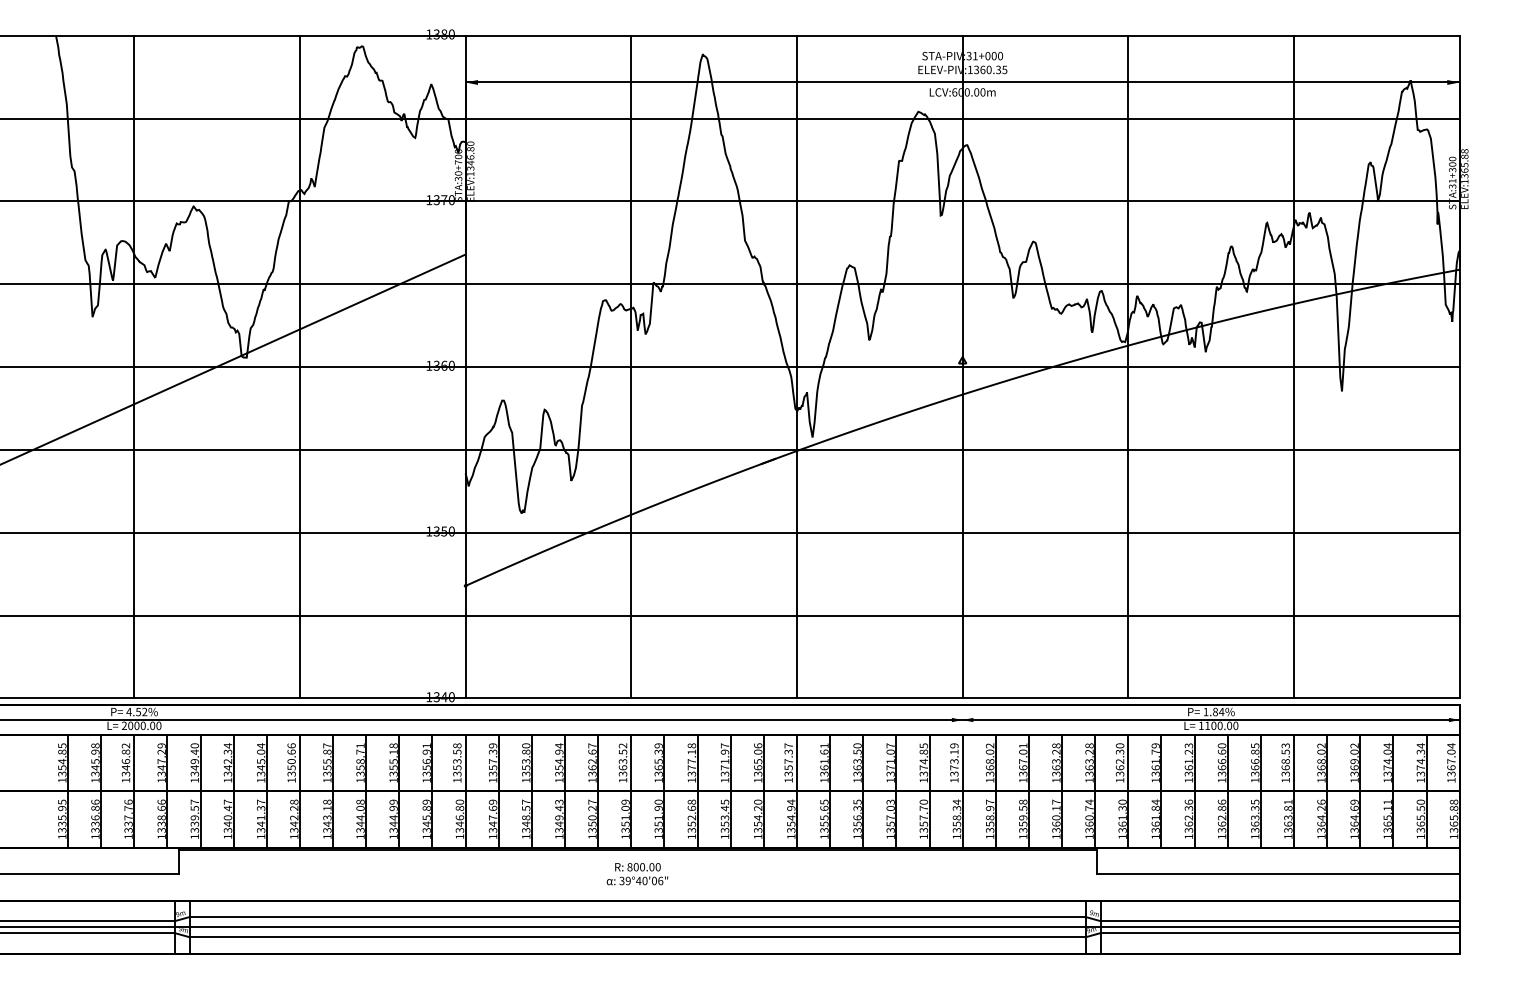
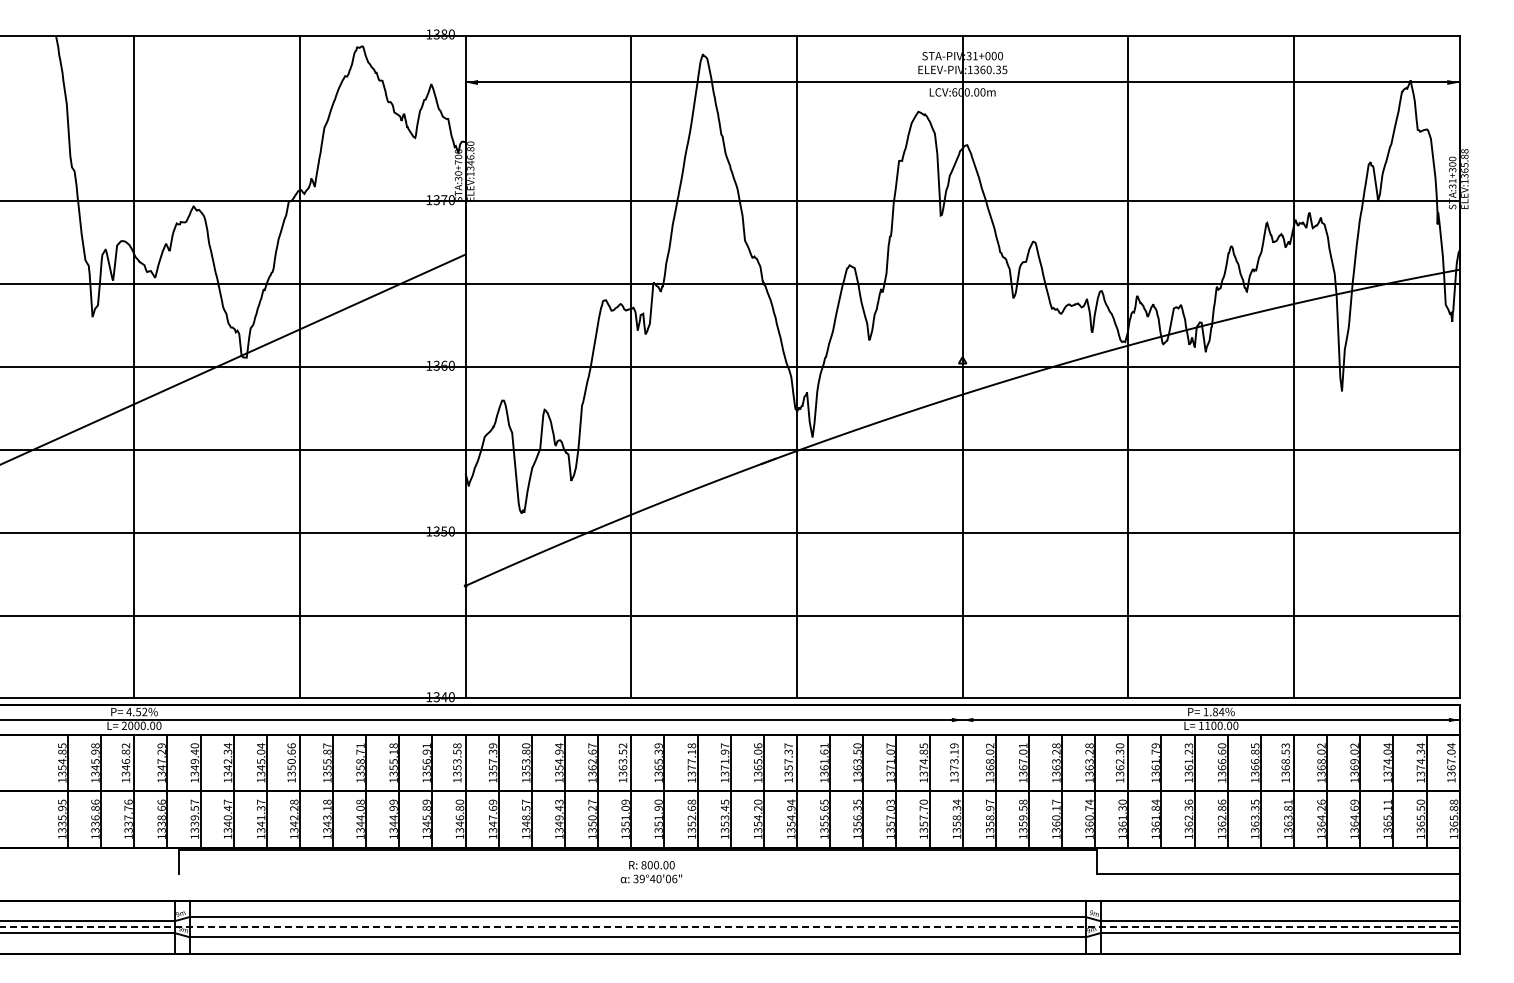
line: present -> none (730, 118)
line: present -> none (90, 874)
text position: (637, 874) -> (651, 872) (651, 872)
line: solid -> dashed (730, 927)
